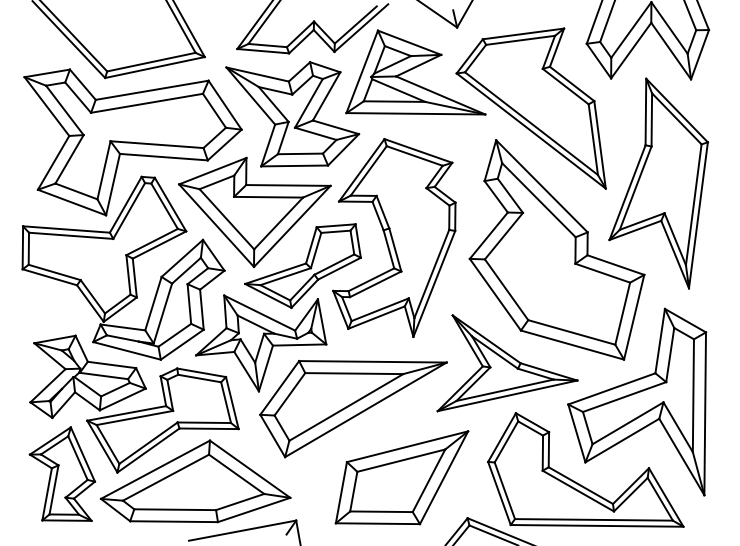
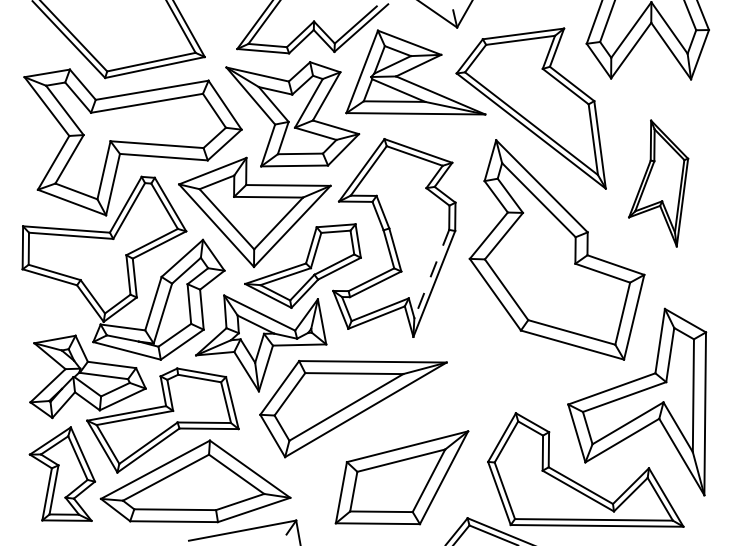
part size: 101x213 px -> 62x129 px (658, 183)
line: solid -> dashed (431, 274)
part: present -> none (507, 363)
